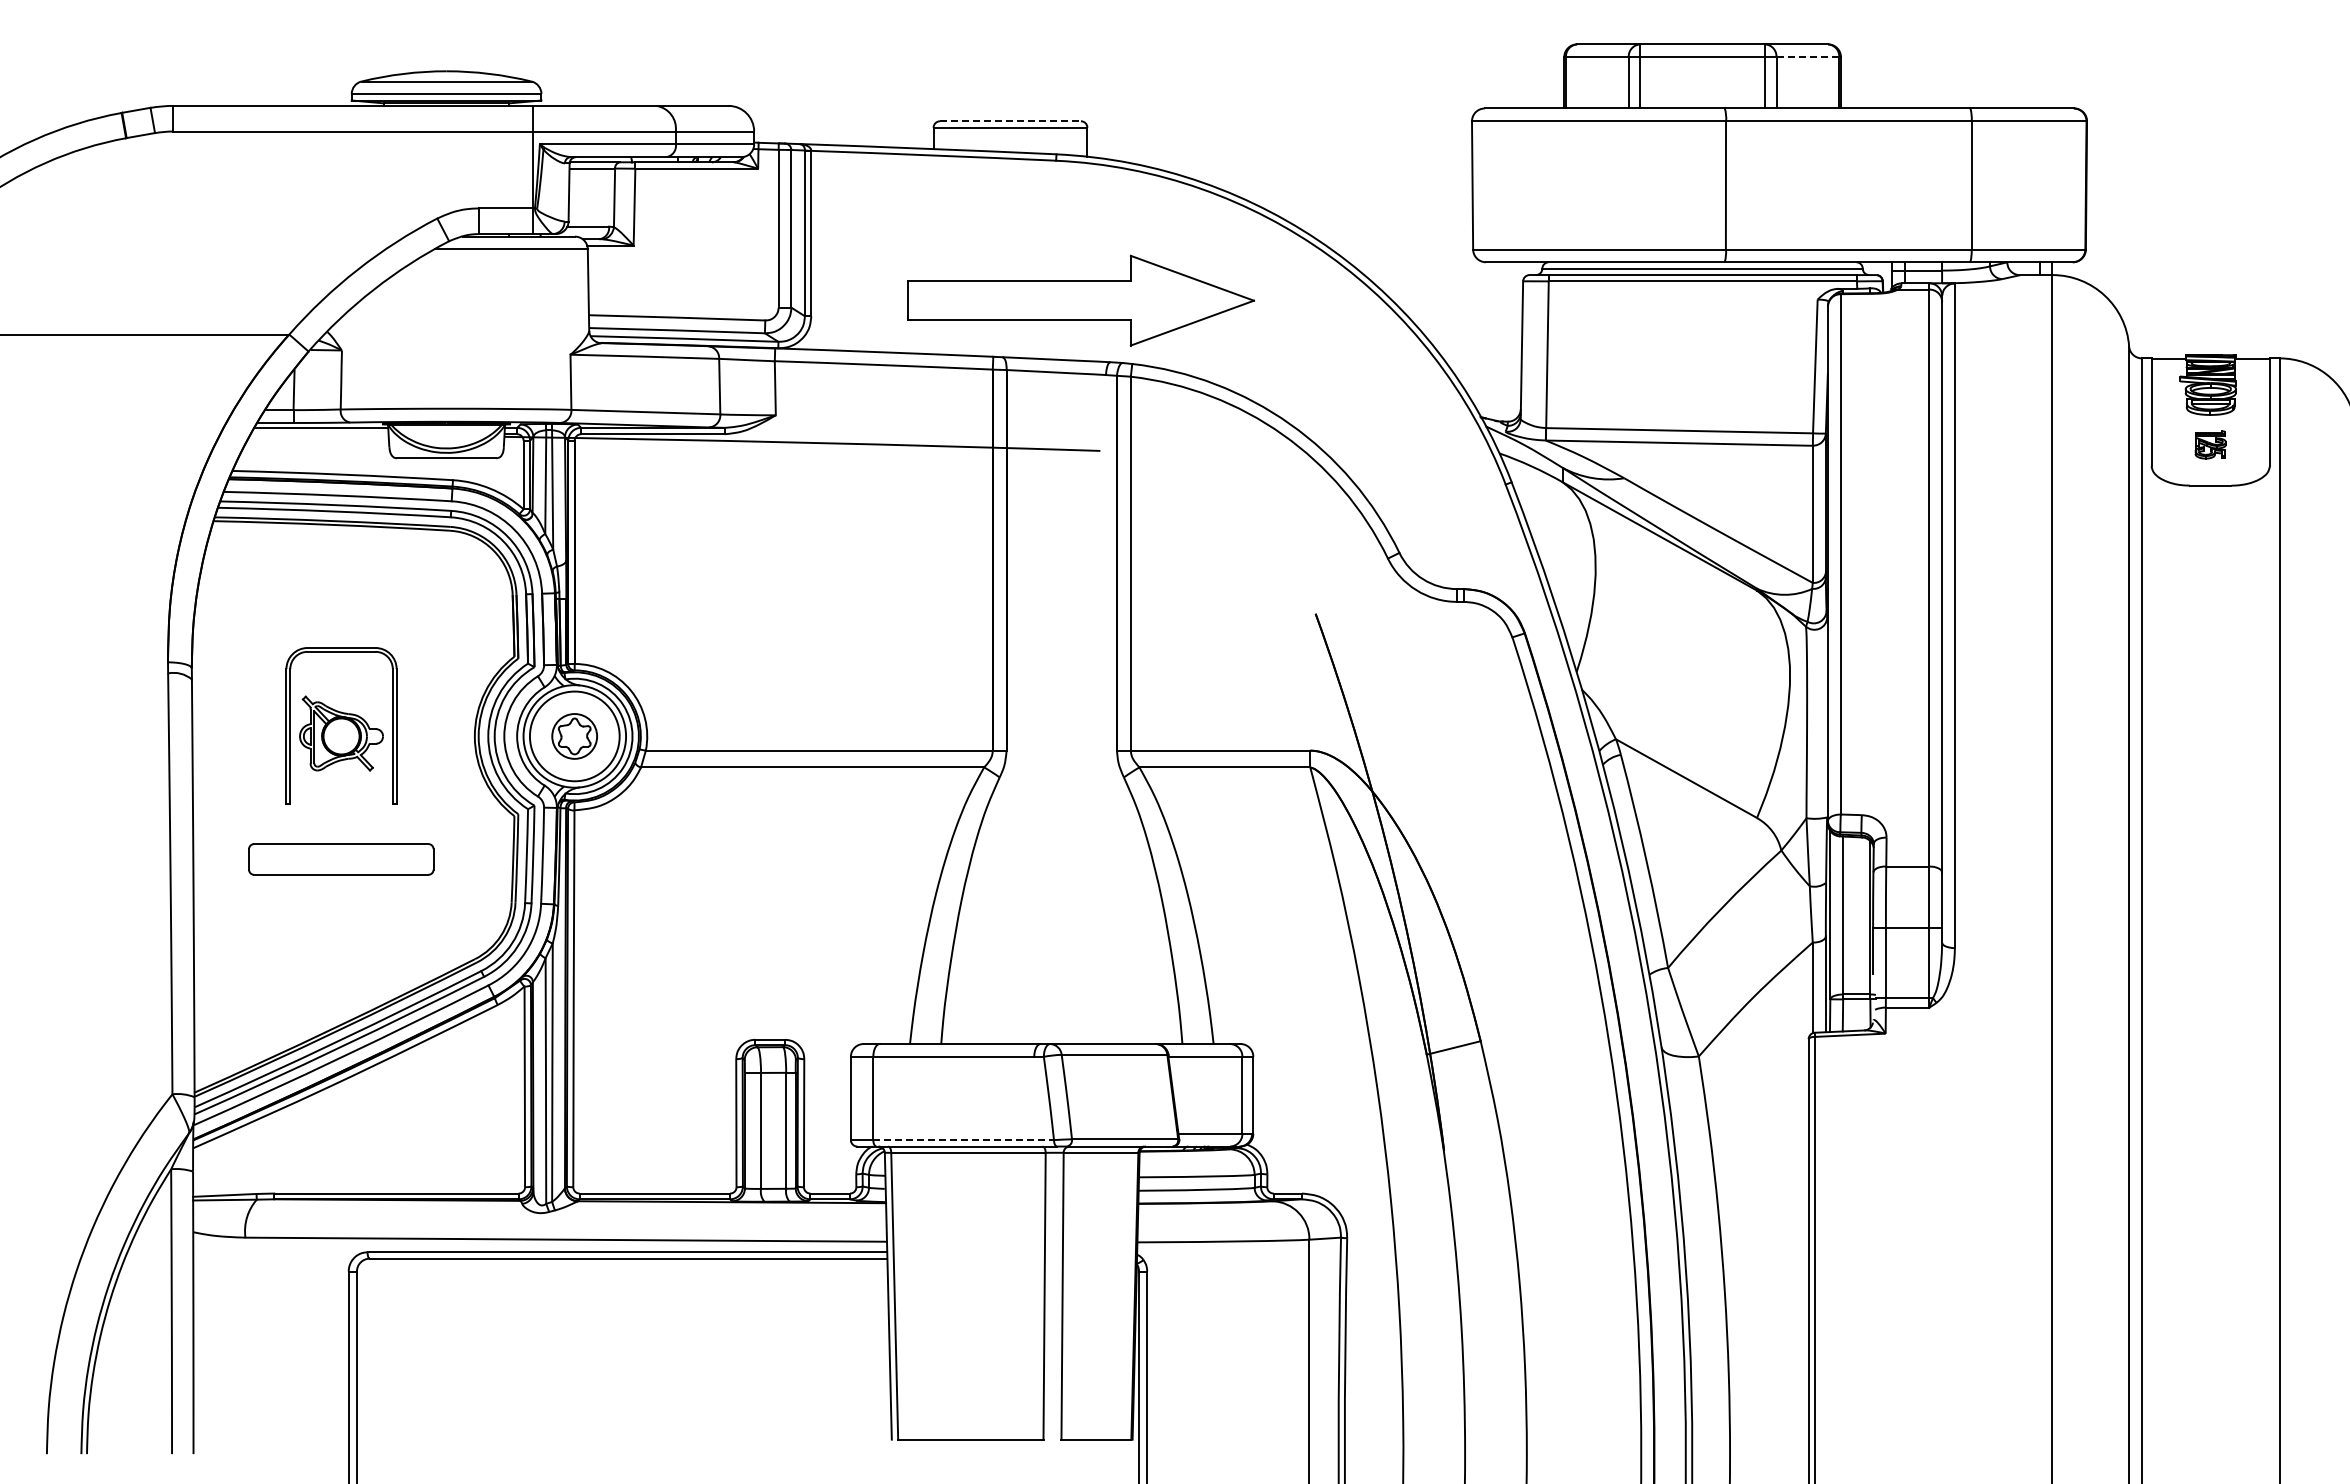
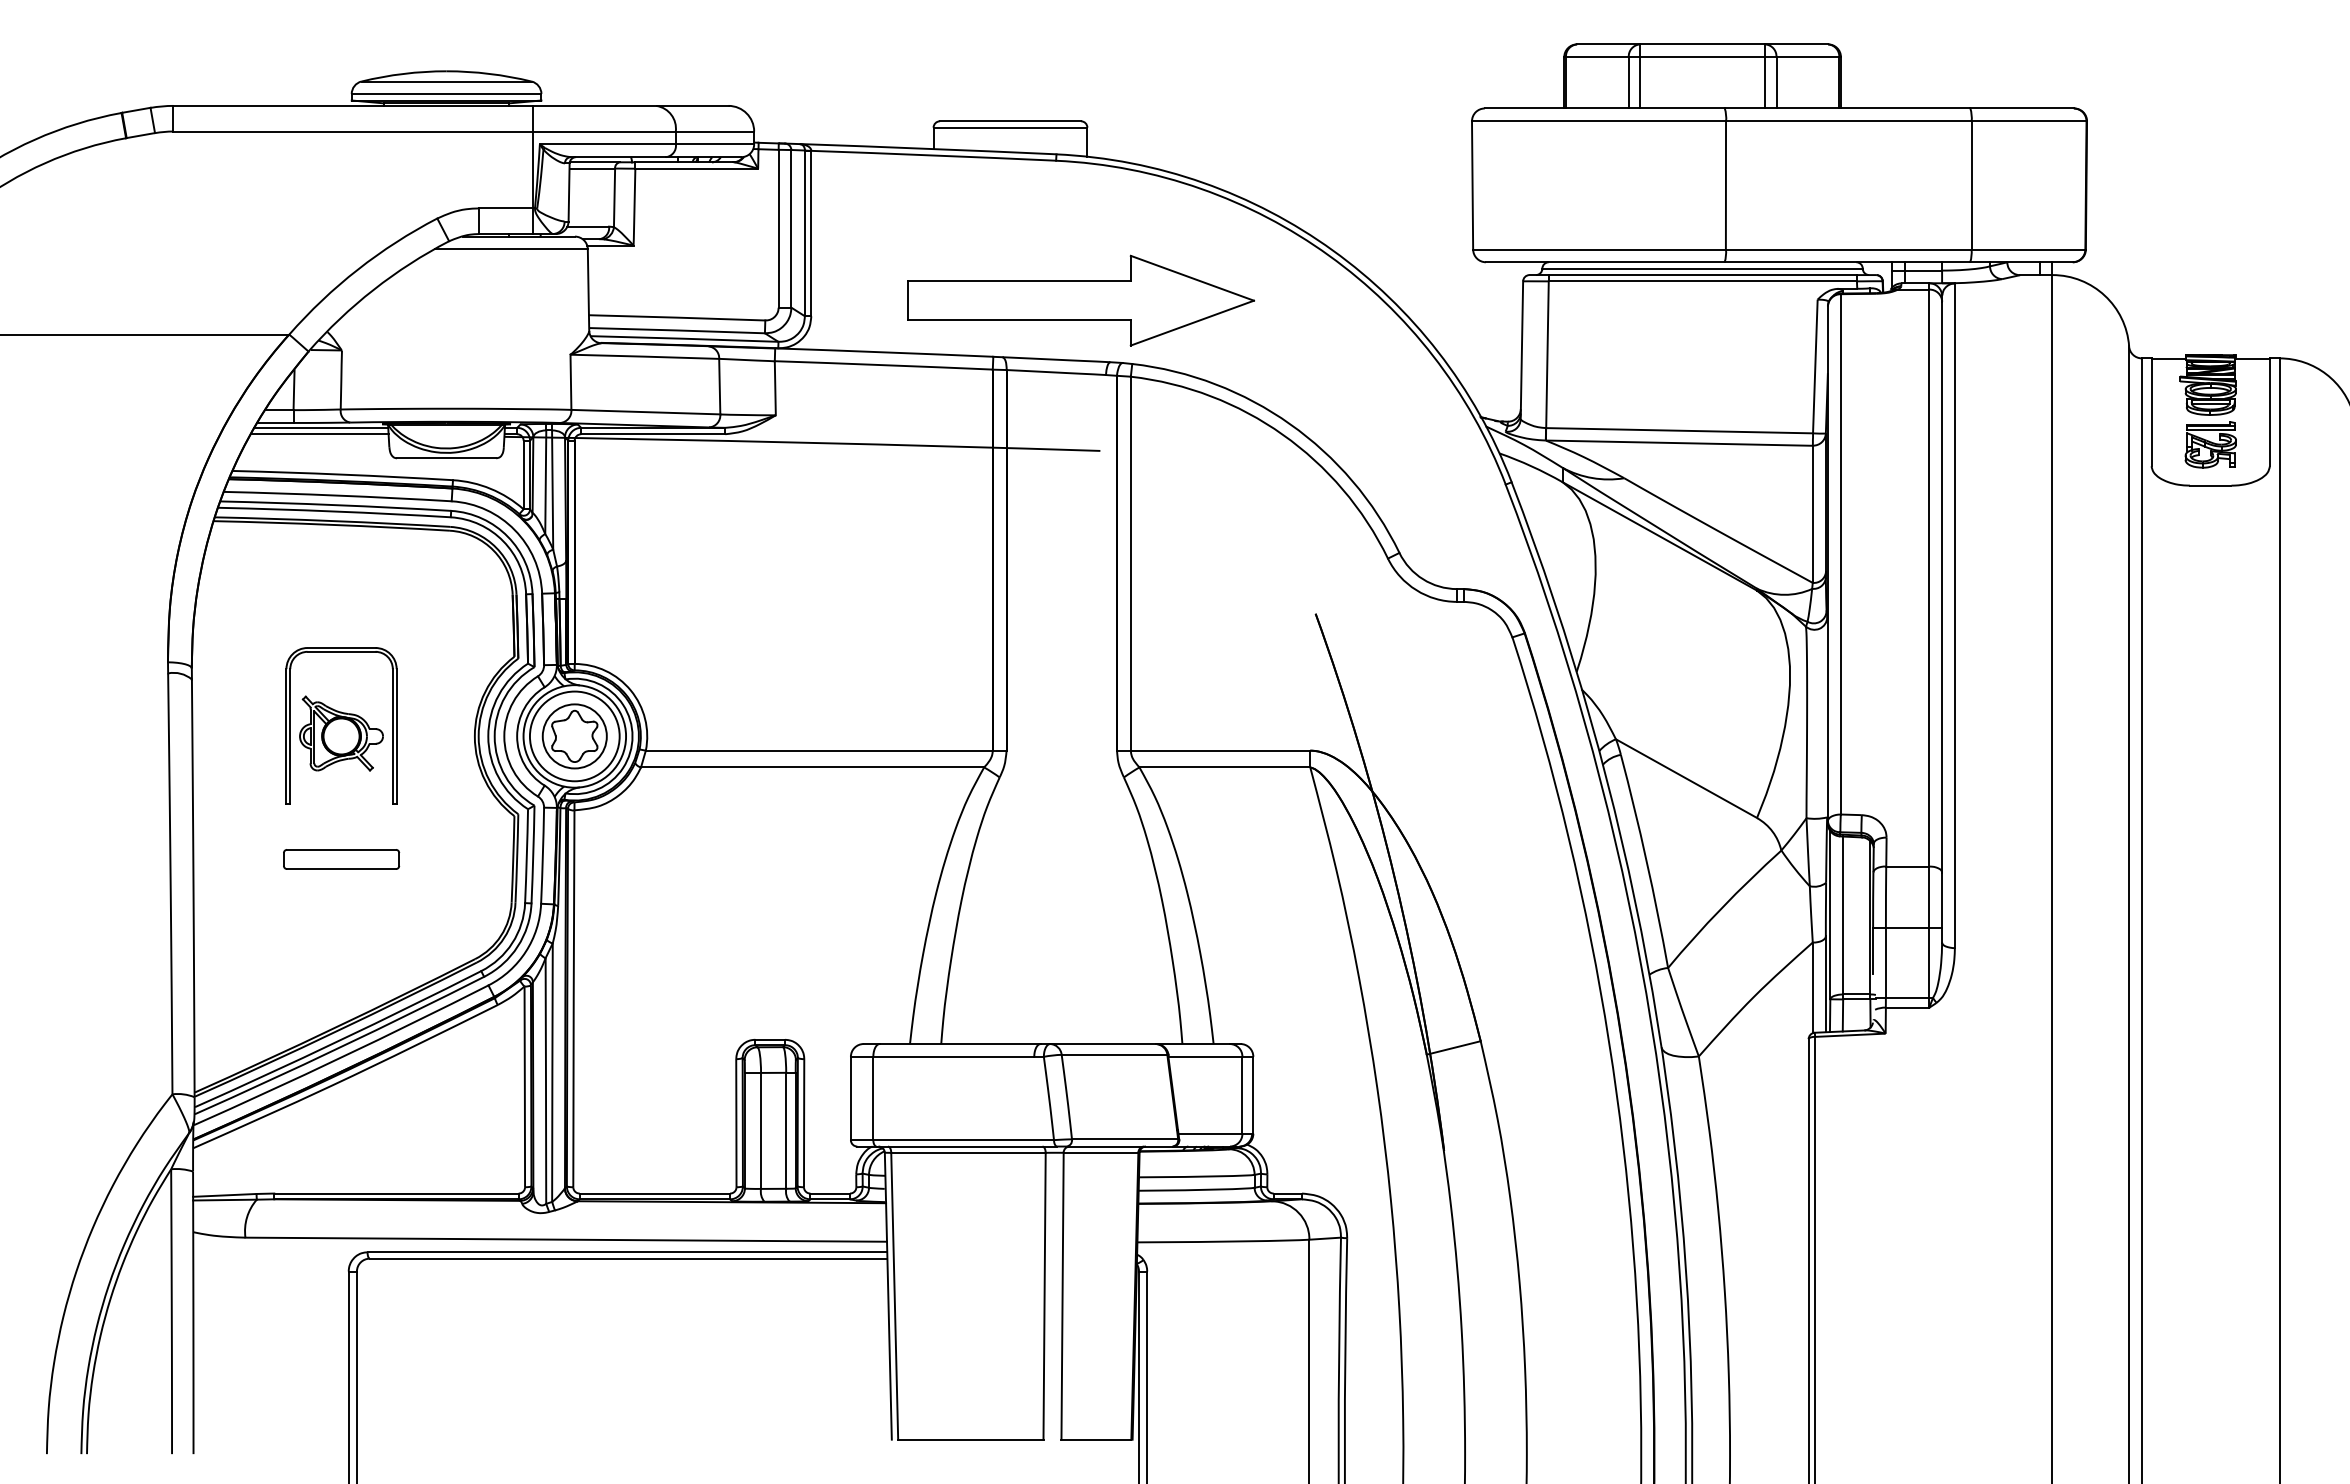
line: dashed -> solid (1807, 57)
line: dashed -> solid (1010, 121)
line: none -> present (319, 434)
part size: 33x30 px -> 53x48 px (2210, 444)
part size: 47x47 px -> 67x67 px (574, 736)
part size: 187x33 px -> 118x21 px (341, 859)
line: dashed -> solid (964, 1140)
